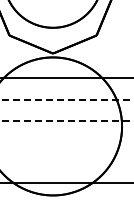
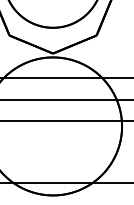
line: dashed -> solid (66, 99)
line: dashed -> solid (66, 121)
